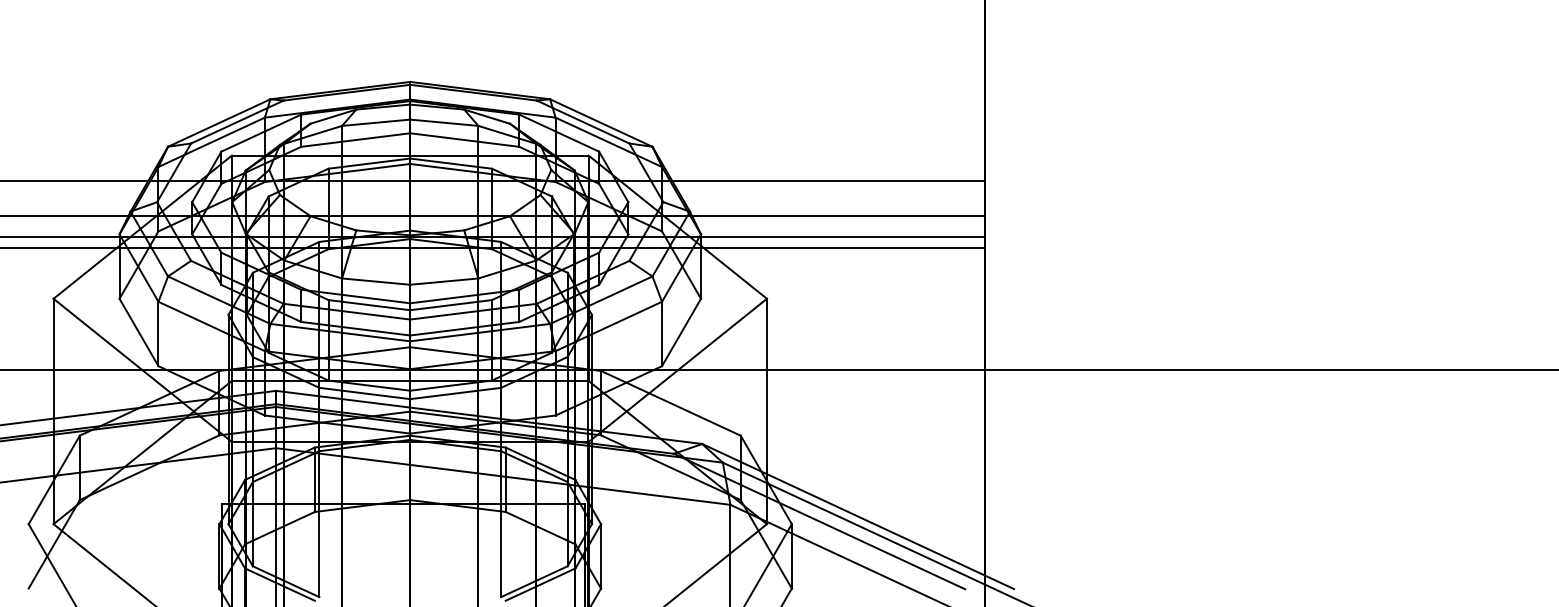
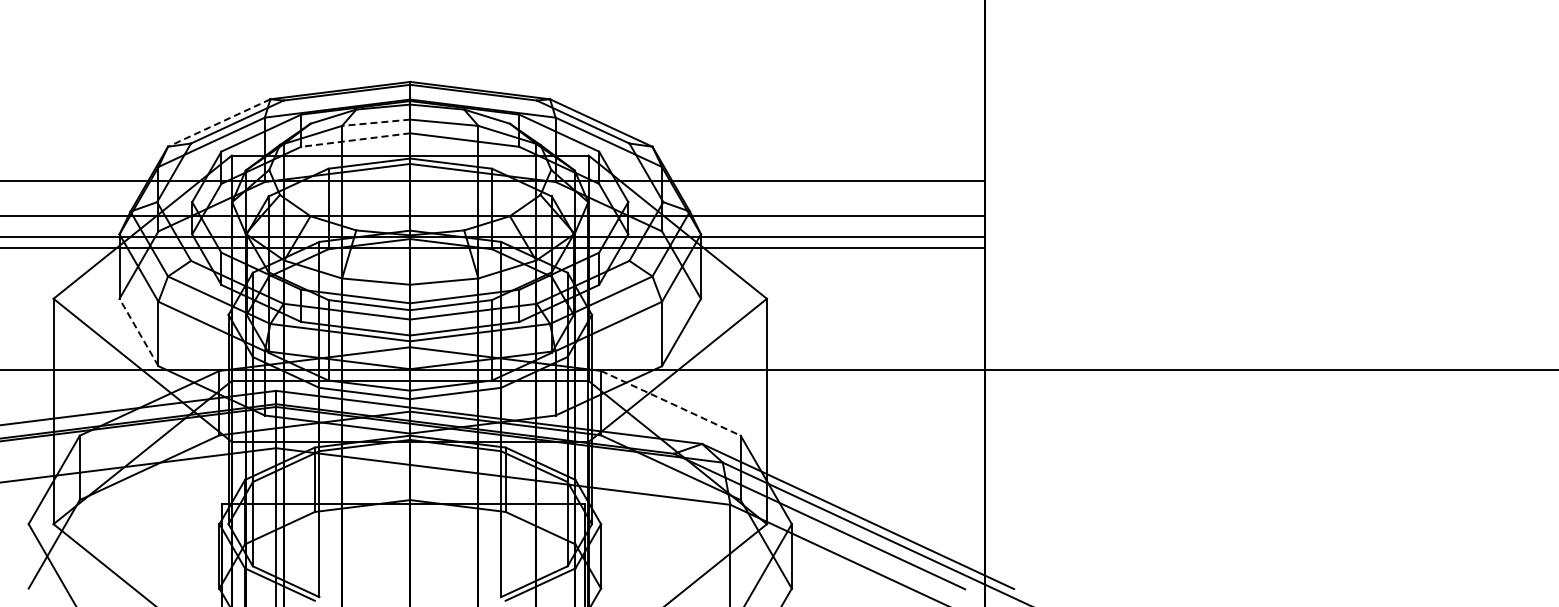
line: solid -> dashed (375, 122)
line: solid -> dashed (218, 123)
line: solid -> dashed (355, 140)
line: solid -> dashed (139, 332)
line: solid -> dashed (670, 403)
